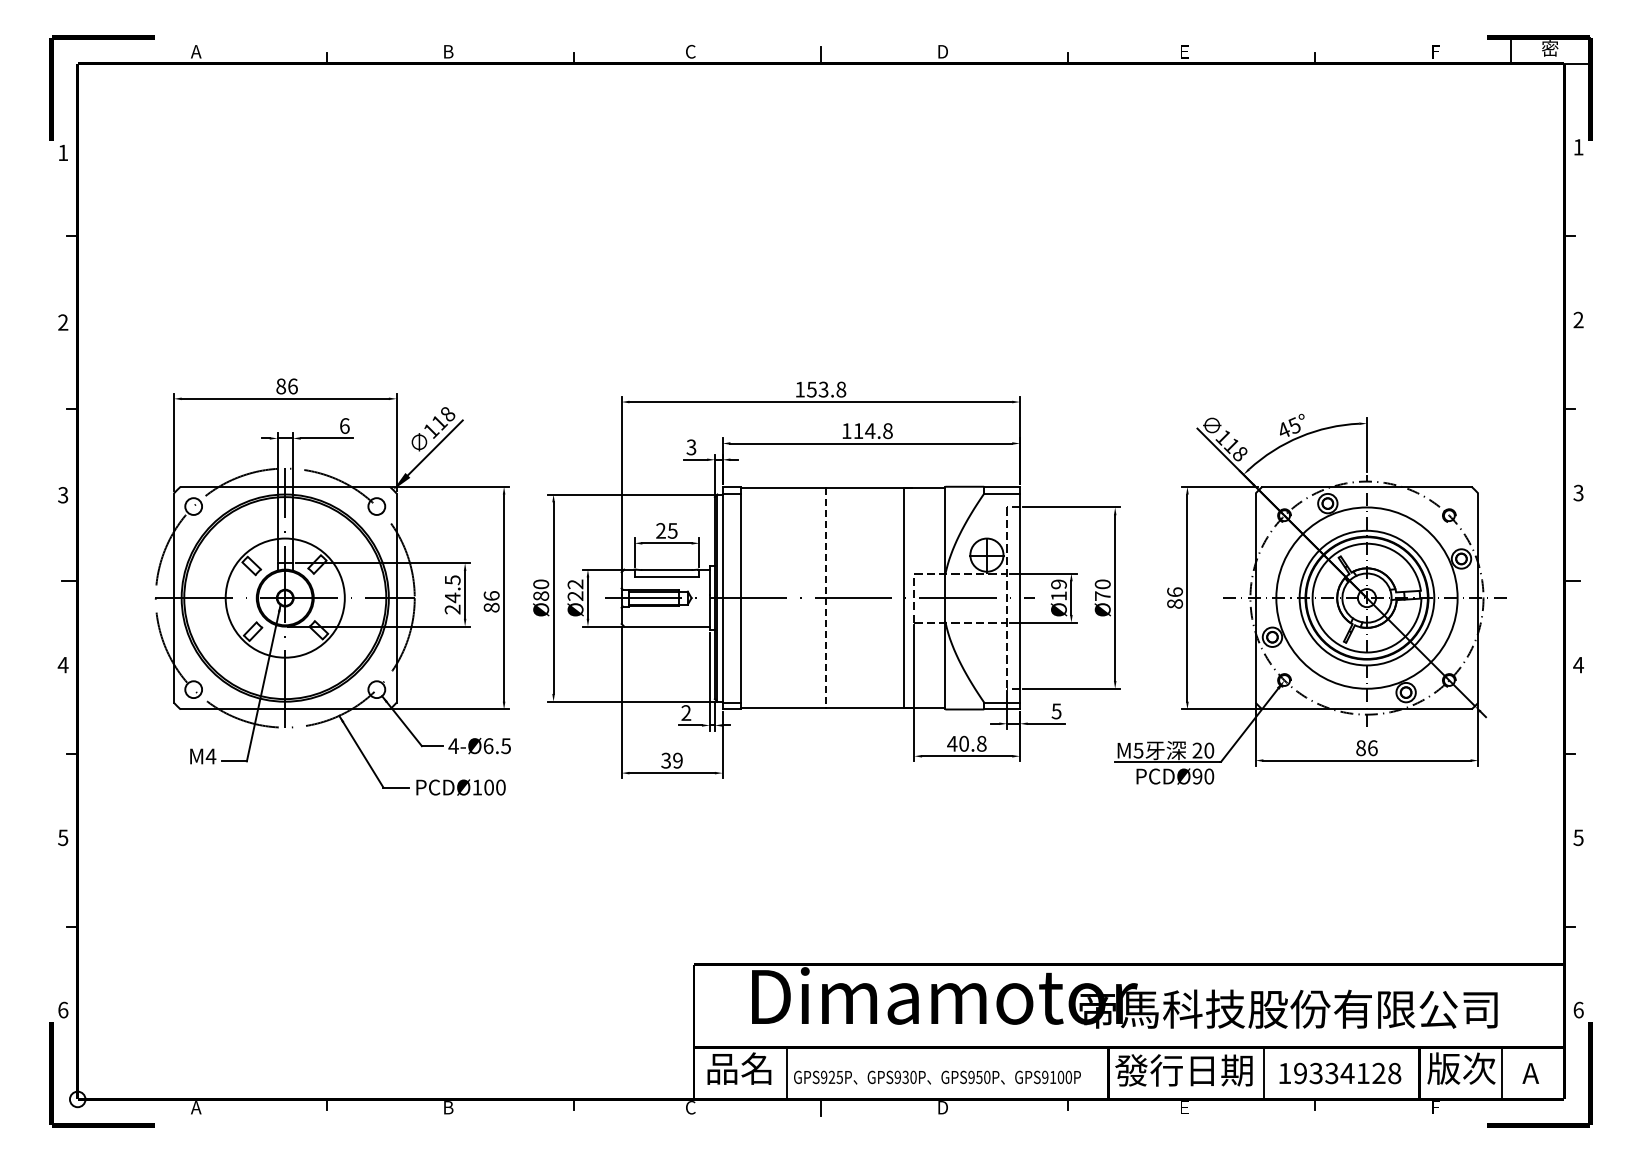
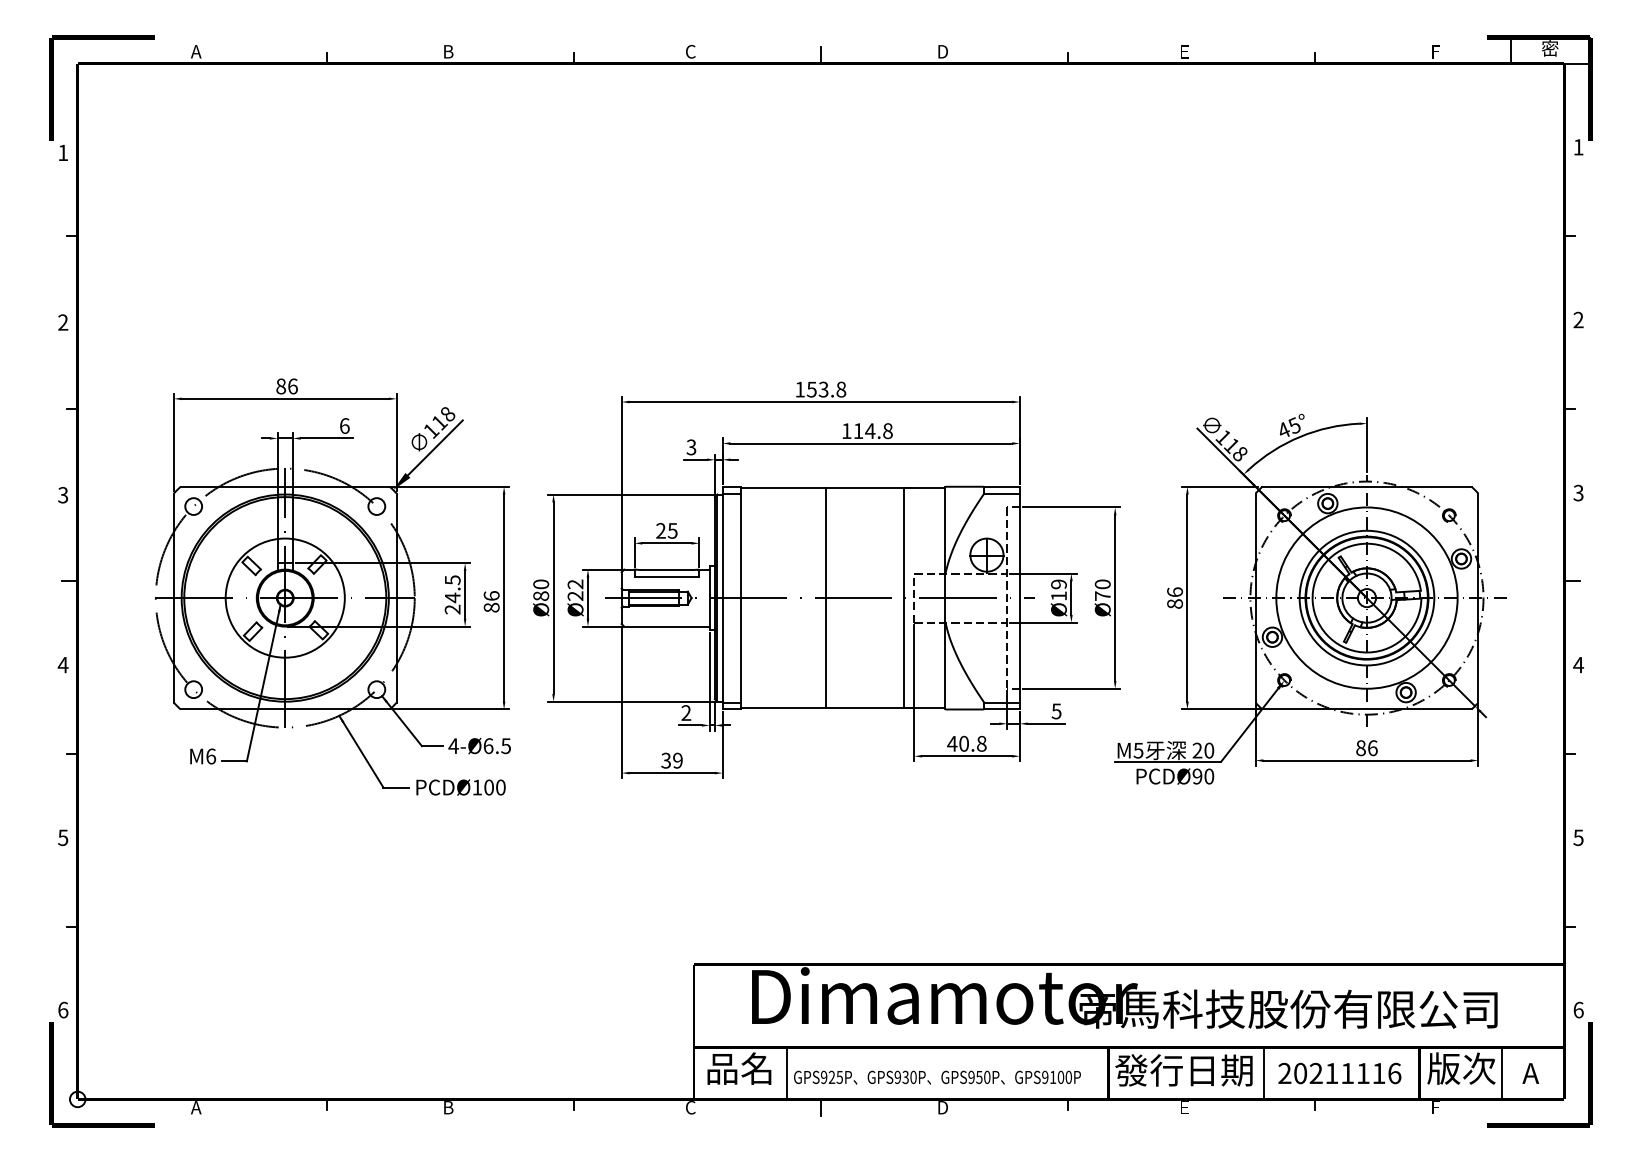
line: dashed -> solid (826, 598)
text: M4 -> M6 (210, 756)
text: 19334128 -> 20211116 (1339, 1073)
